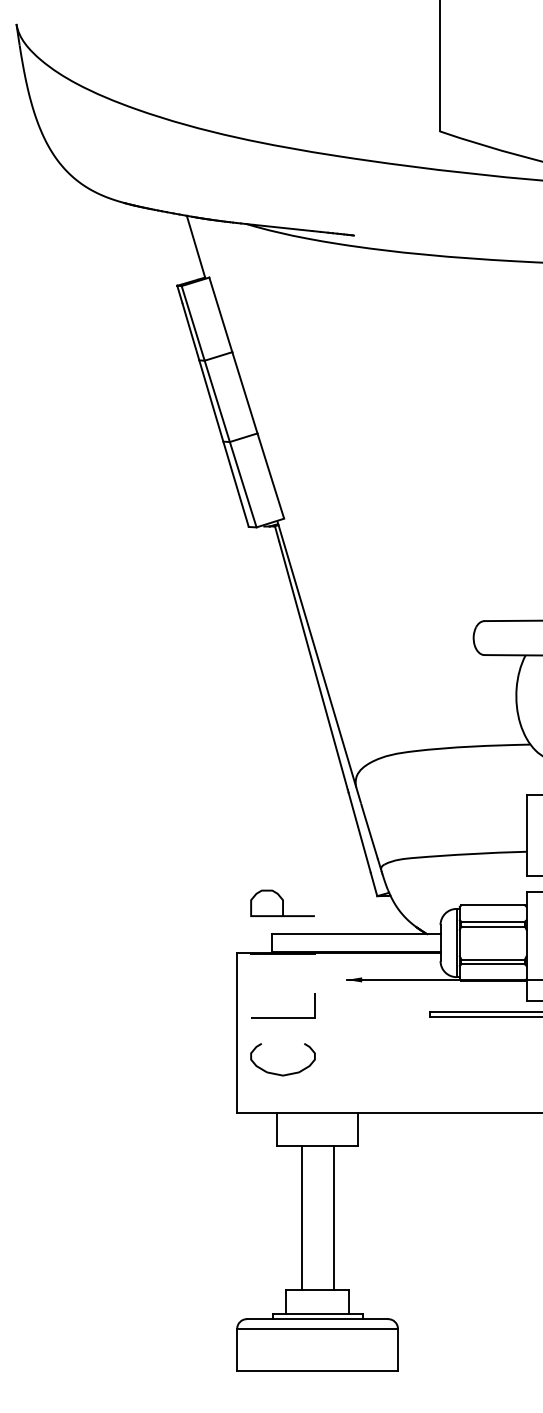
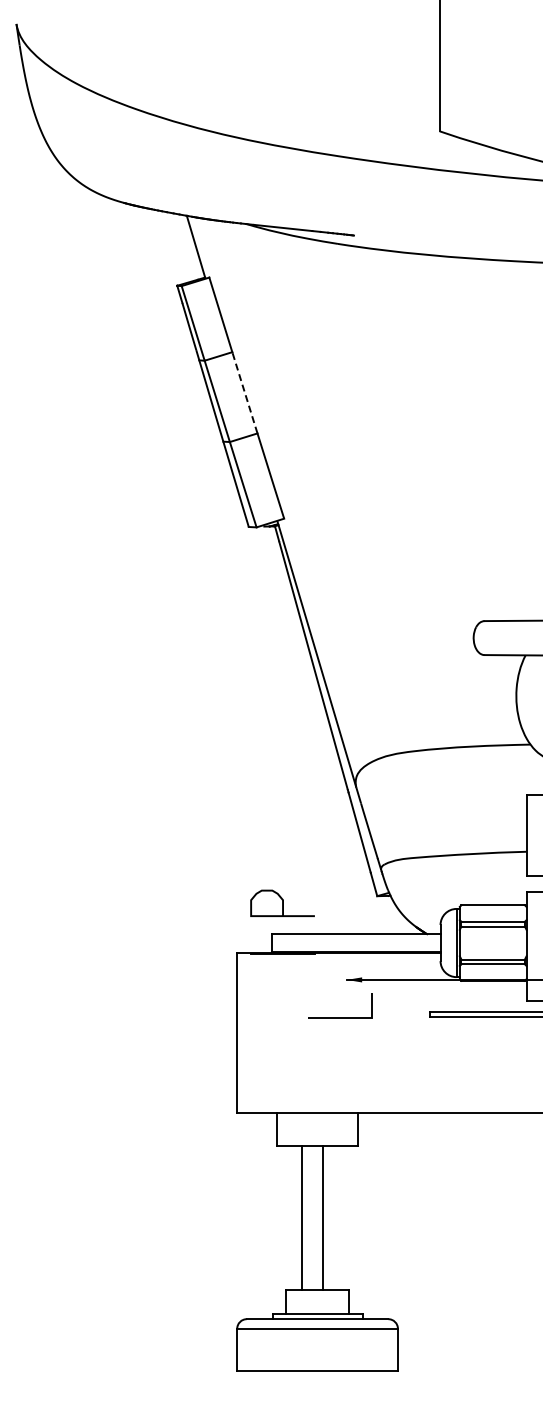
line: solid -> dashed (244, 392)
line position: (283, 1017) -> (340, 1017) (340, 1017)
part: present -> none (278, 1073)
line position: (333, 1217) -> (322, 1217) (322, 1217)
